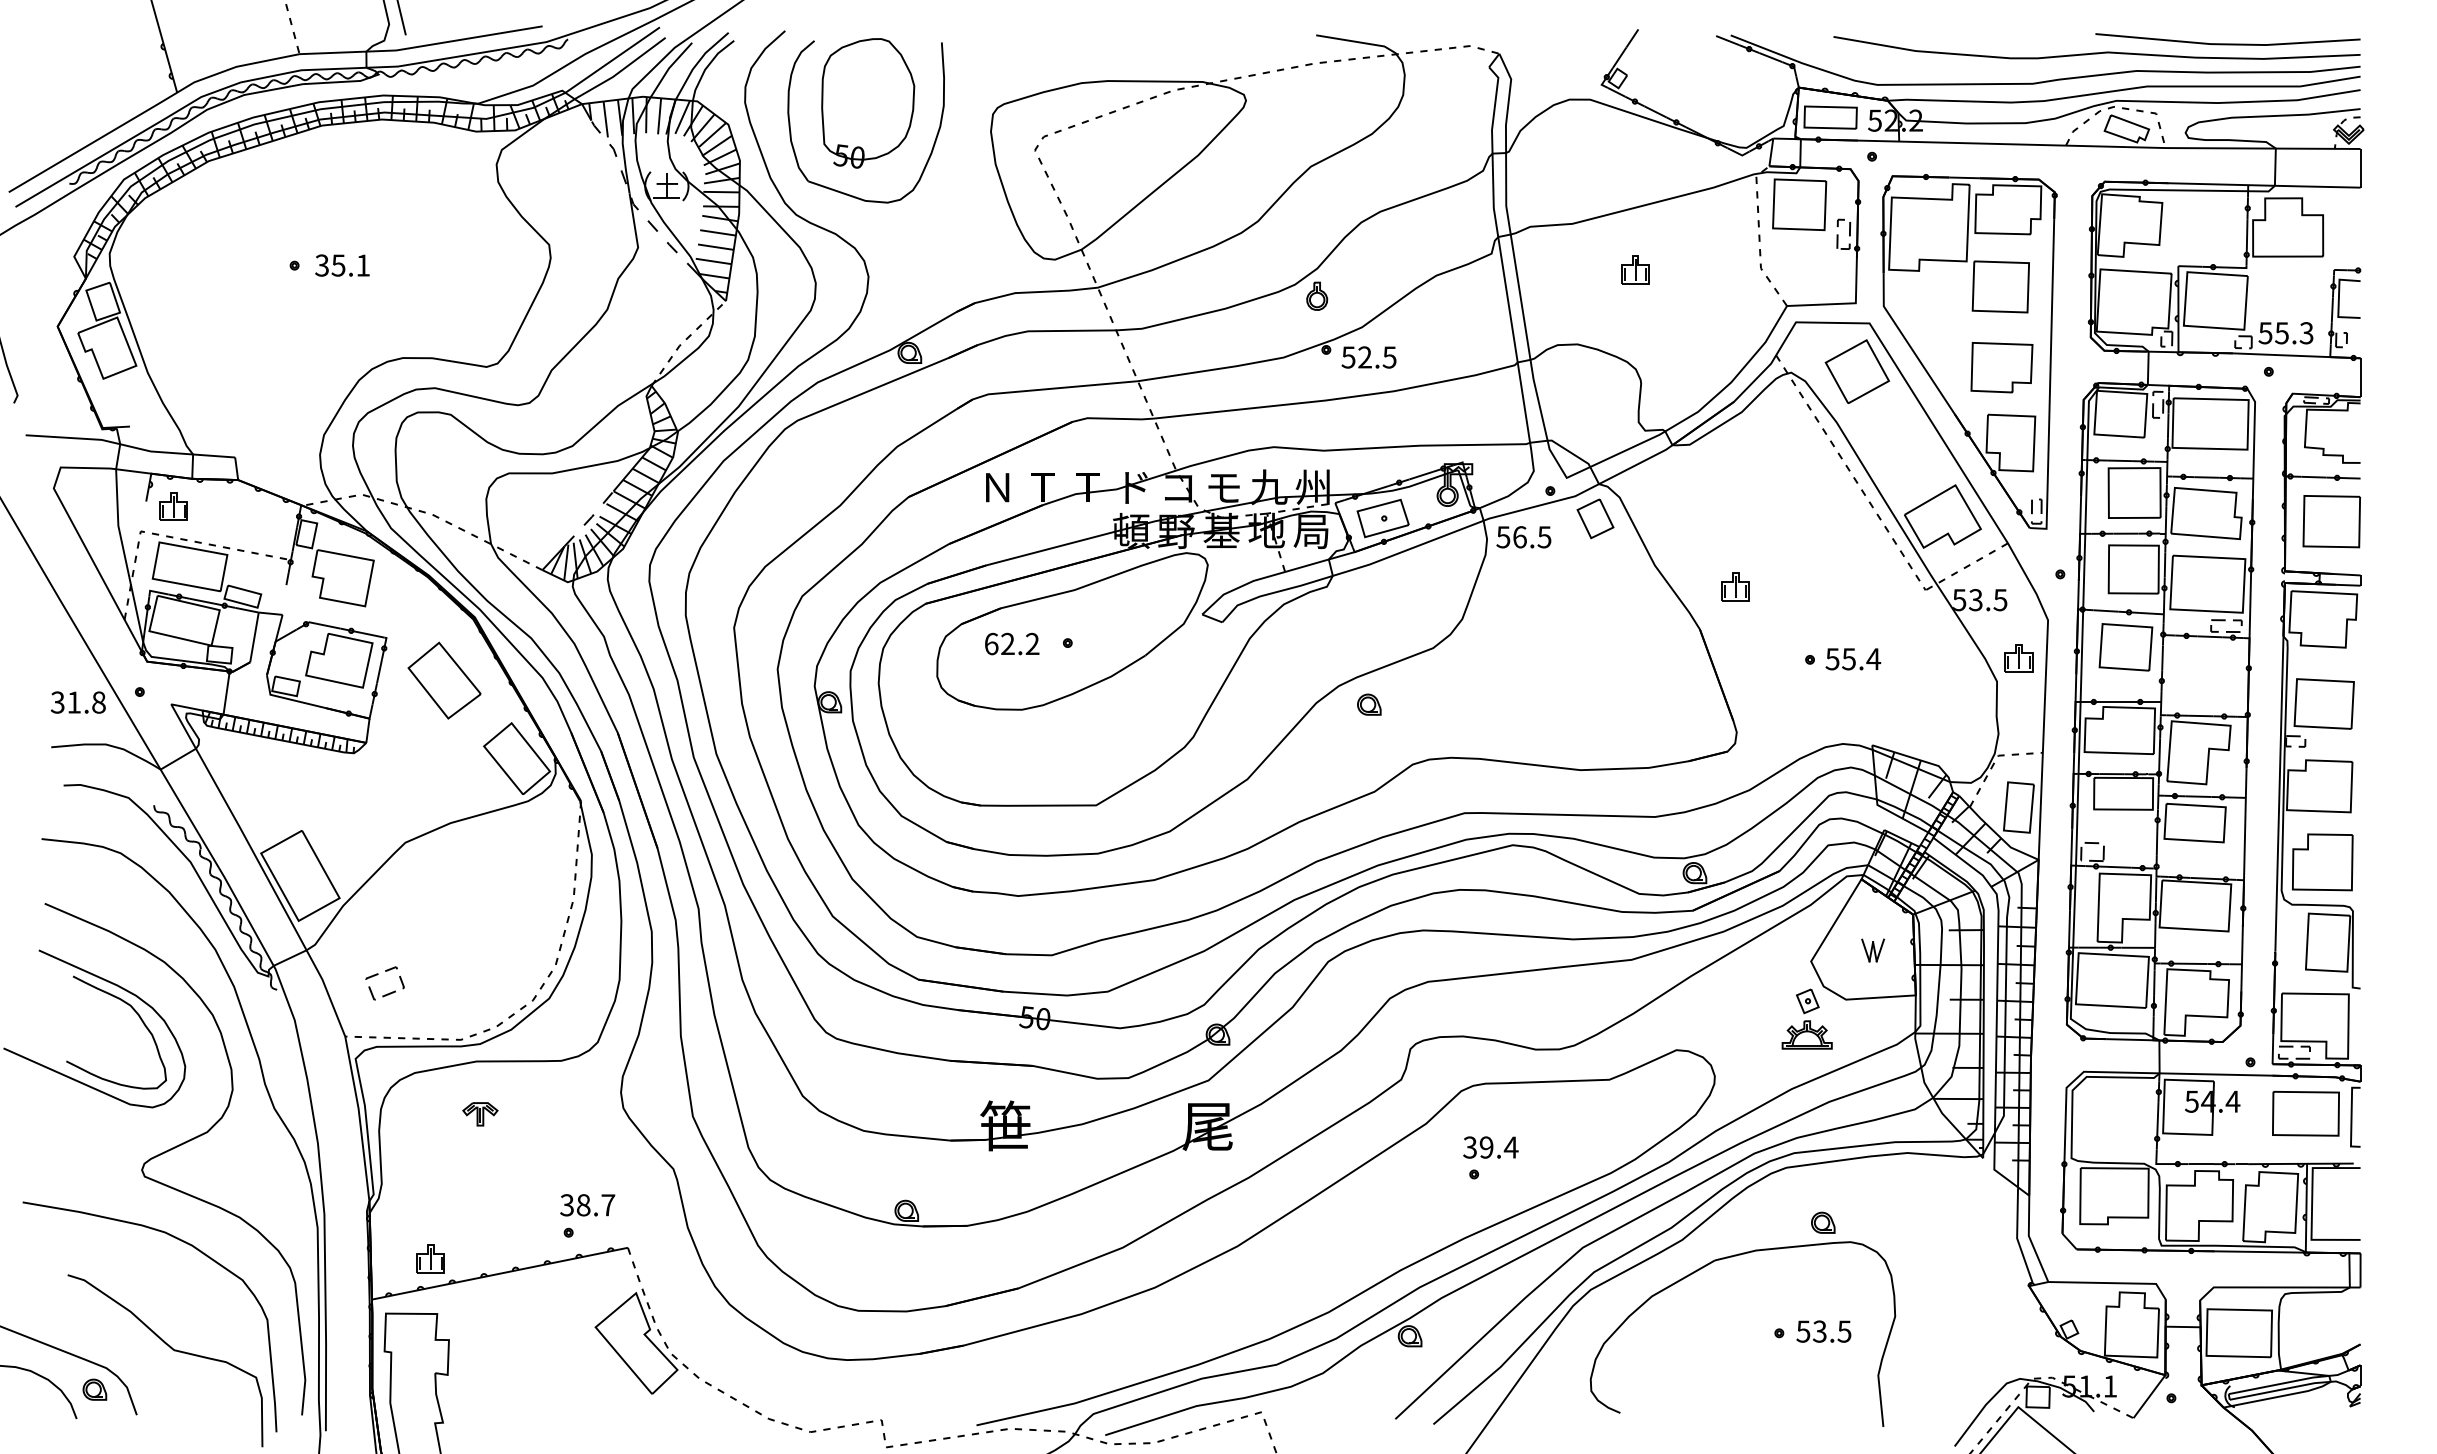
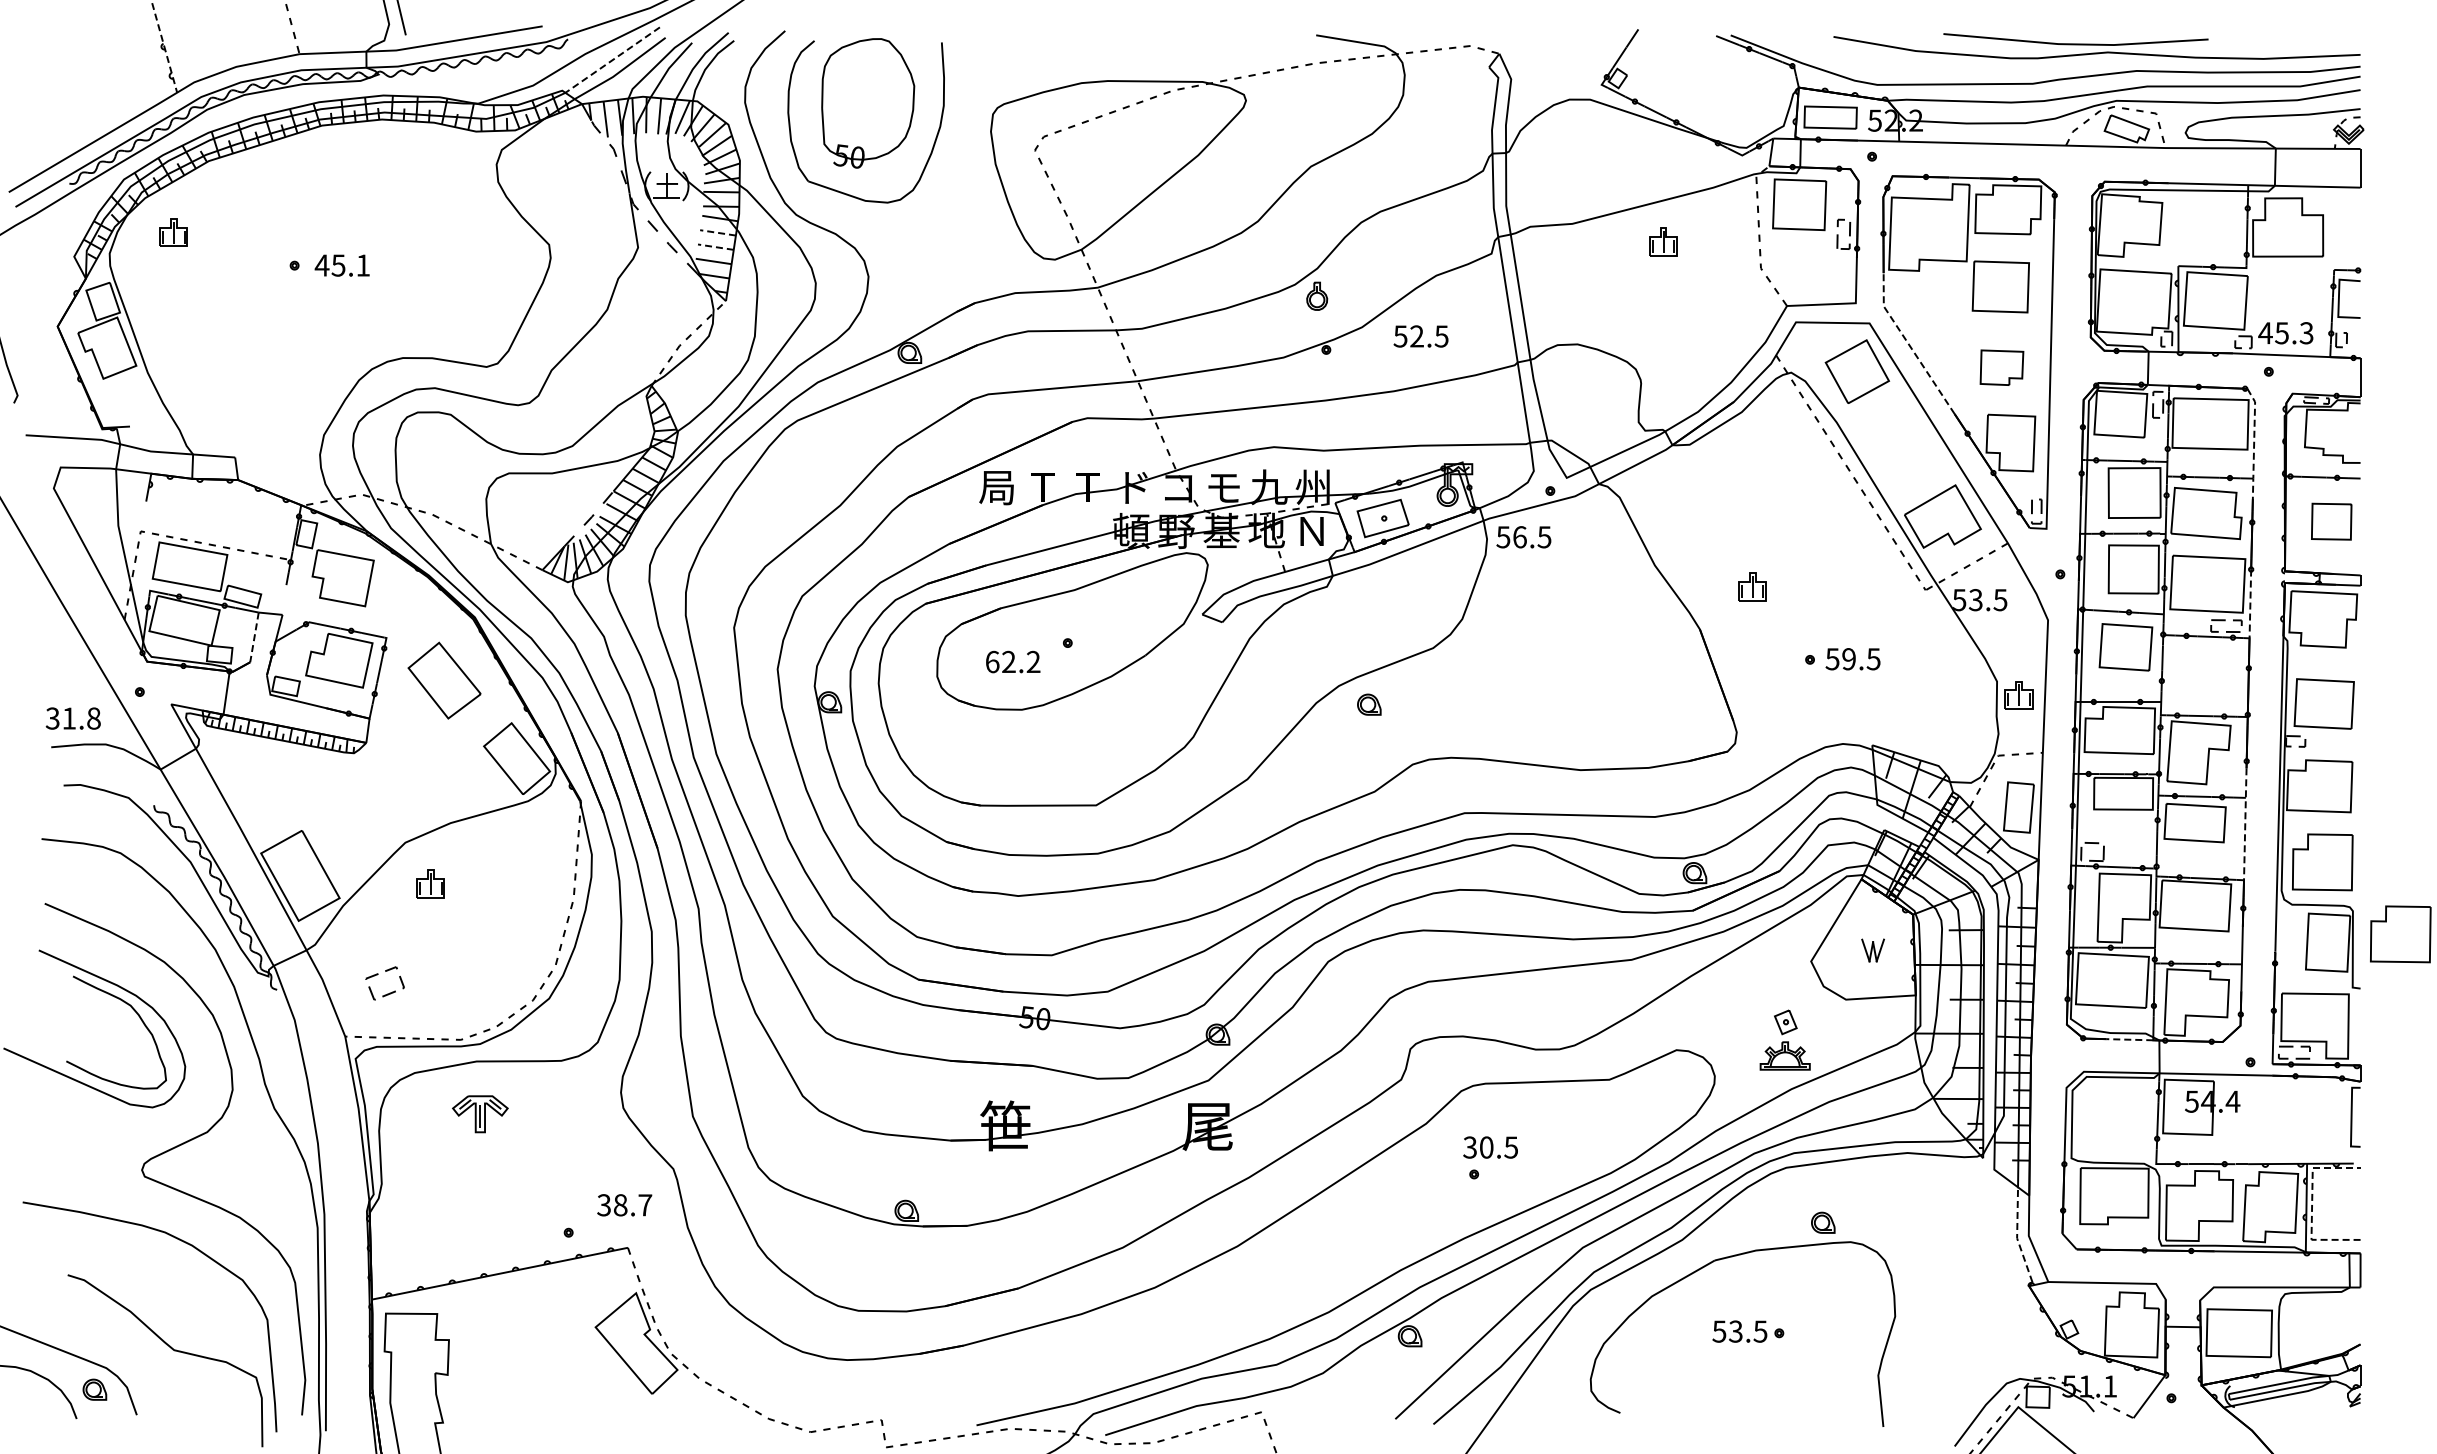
line position: (2227, 43) -> (2075, 43) (2075, 43)
line: solid -> dashed (164, 46)
line: solid -> dashed (612, 60)
line: solid -> dashed (717, 232)
line: solid -> dashed (715, 247)
text: 35.1 -> 45.1 (321, 265)
part position: (1635, 269) -> (1663, 241) (1663, 241)
text: 55.3 -> 45.3 (2265, 333)
line: solid -> dashed (1909, 345)
text position: (1368, 357) -> (1420, 336) (1420, 336)
part size: 64x52 px -> 46x37 px (2001, 367)
line: solid -> dashed (2254, 442)
text: Ｎ -> 局 (996, 488)
part position: (173, 506) -> (173, 232) (173, 232)
part: present -> none (1595, 518)
part size: 59x54 px -> 42x39 px (2331, 521)
text: 局 -> Ｎ (1310, 531)
part position: (1735, 586) -> (1752, 586) (1752, 586)
line: solid -> dashed (2250, 604)
line: solid -> dashed (254, 637)
text position: (1012, 643) -> (1013, 661) (1013, 661)
part position: (2018, 658) -> (2018, 695) (2018, 695)
text: 55.4 -> 59.5 (1861, 659)
text position: (77, 702) -> (72, 718) (72, 718)
line: solid -> dashed (2245, 823)
part: none -> present (2400, 934)
part position: (1806, 1018) -> (1784, 1039) (1784, 1039)
line: solid -> dashed (2129, 1039)
part: present -> none (2305, 1113)
part size: 37x25 px -> 57x39 px (480, 1114)
text: 39.4 -> 30.5 (1498, 1147)
line: solid -> dashed (2312, 1204)
text position: (587, 1205) -> (624, 1205) (624, 1205)
line: solid -> dashed (2017, 1236)
part position: (430, 1258) -> (430, 883) (430, 883)
text position: (1823, 1331) -> (1739, 1331) (1739, 1331)
